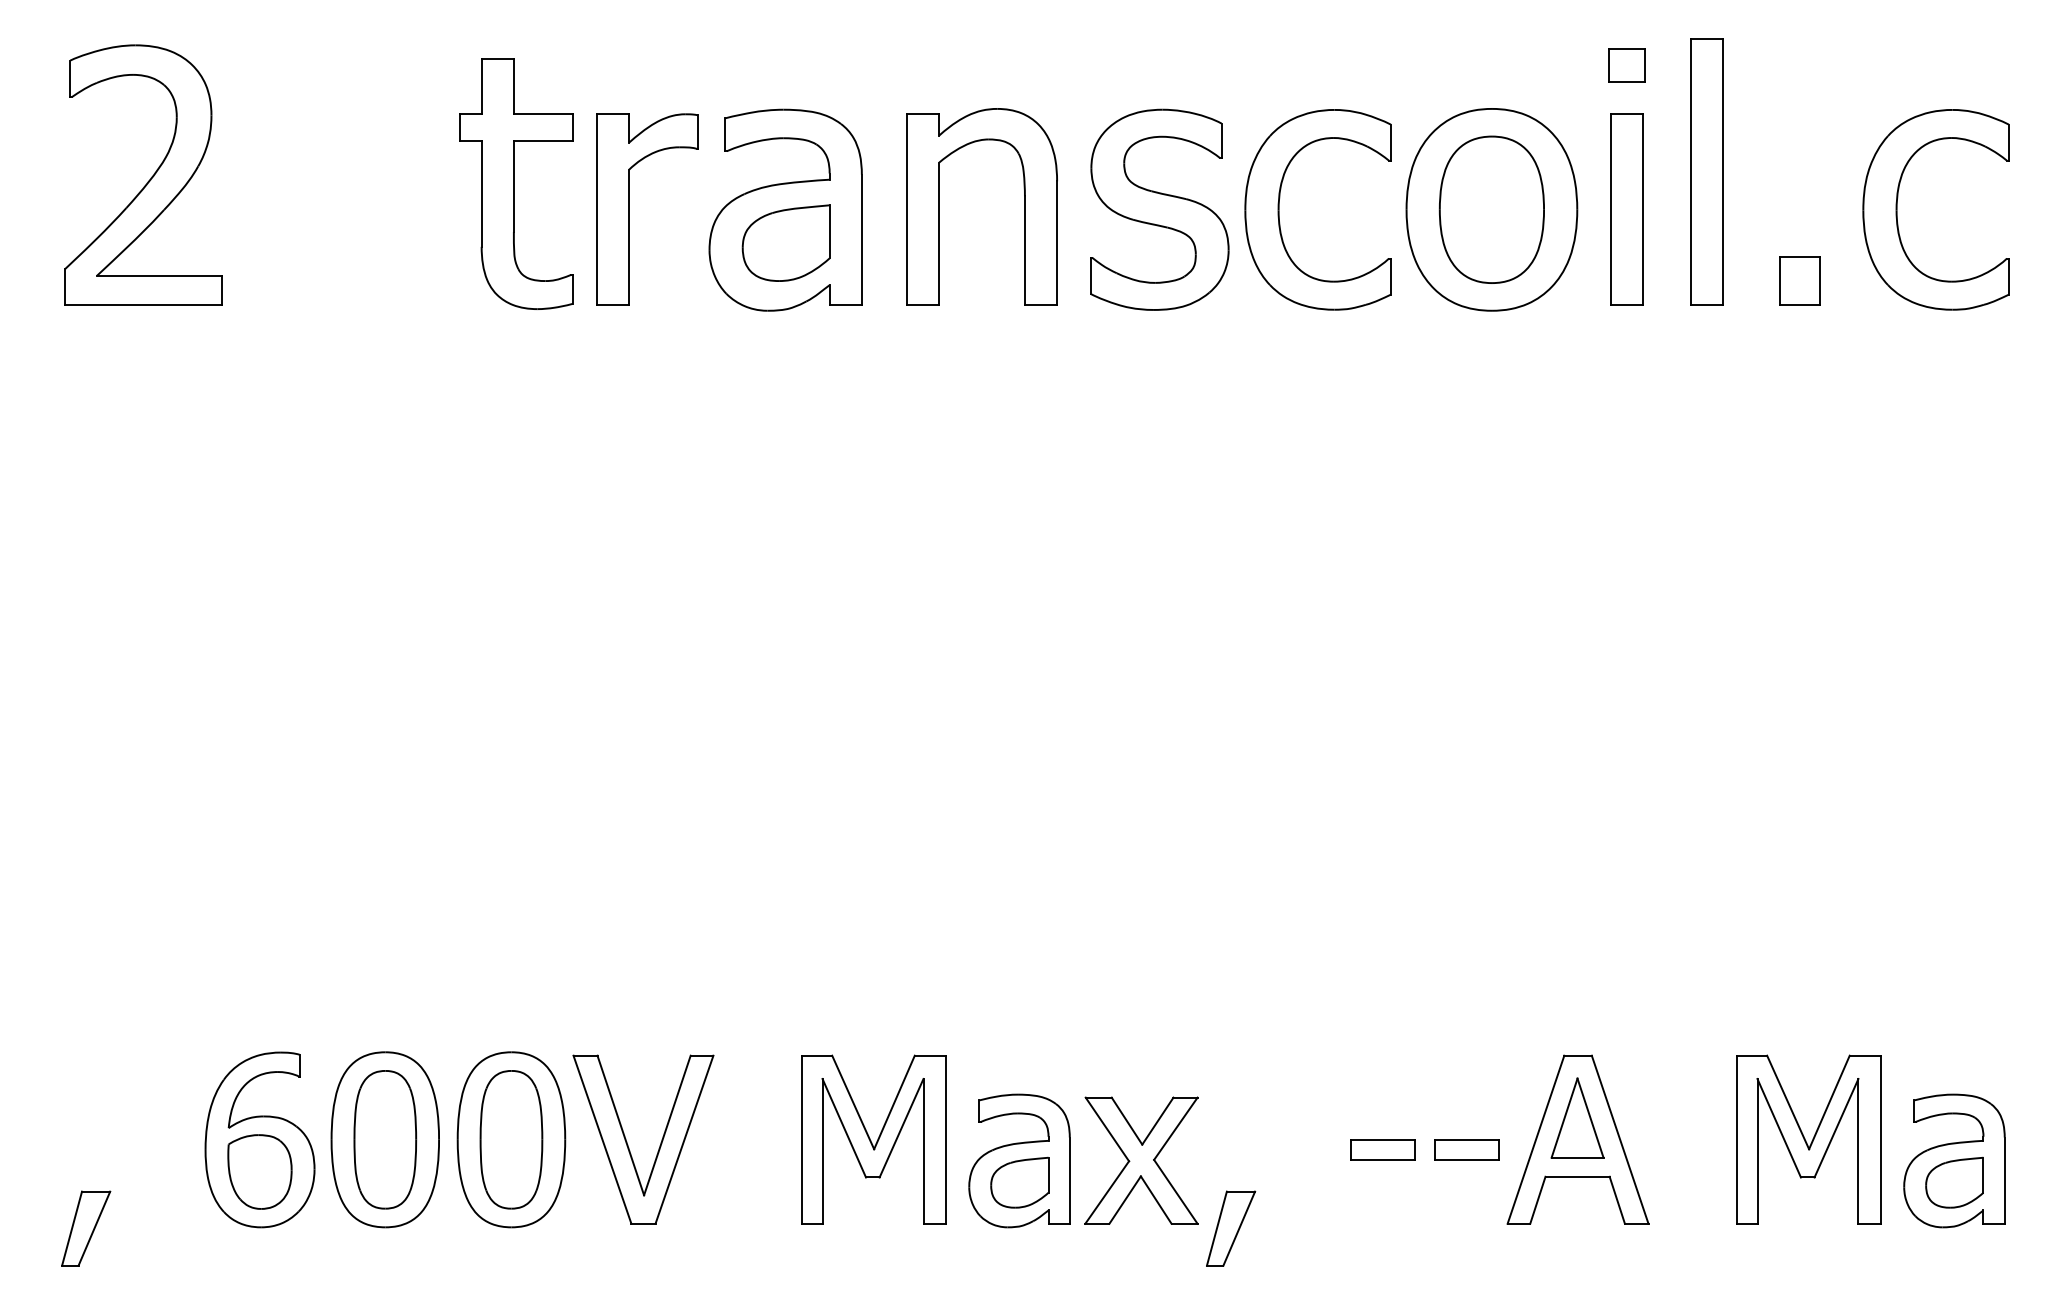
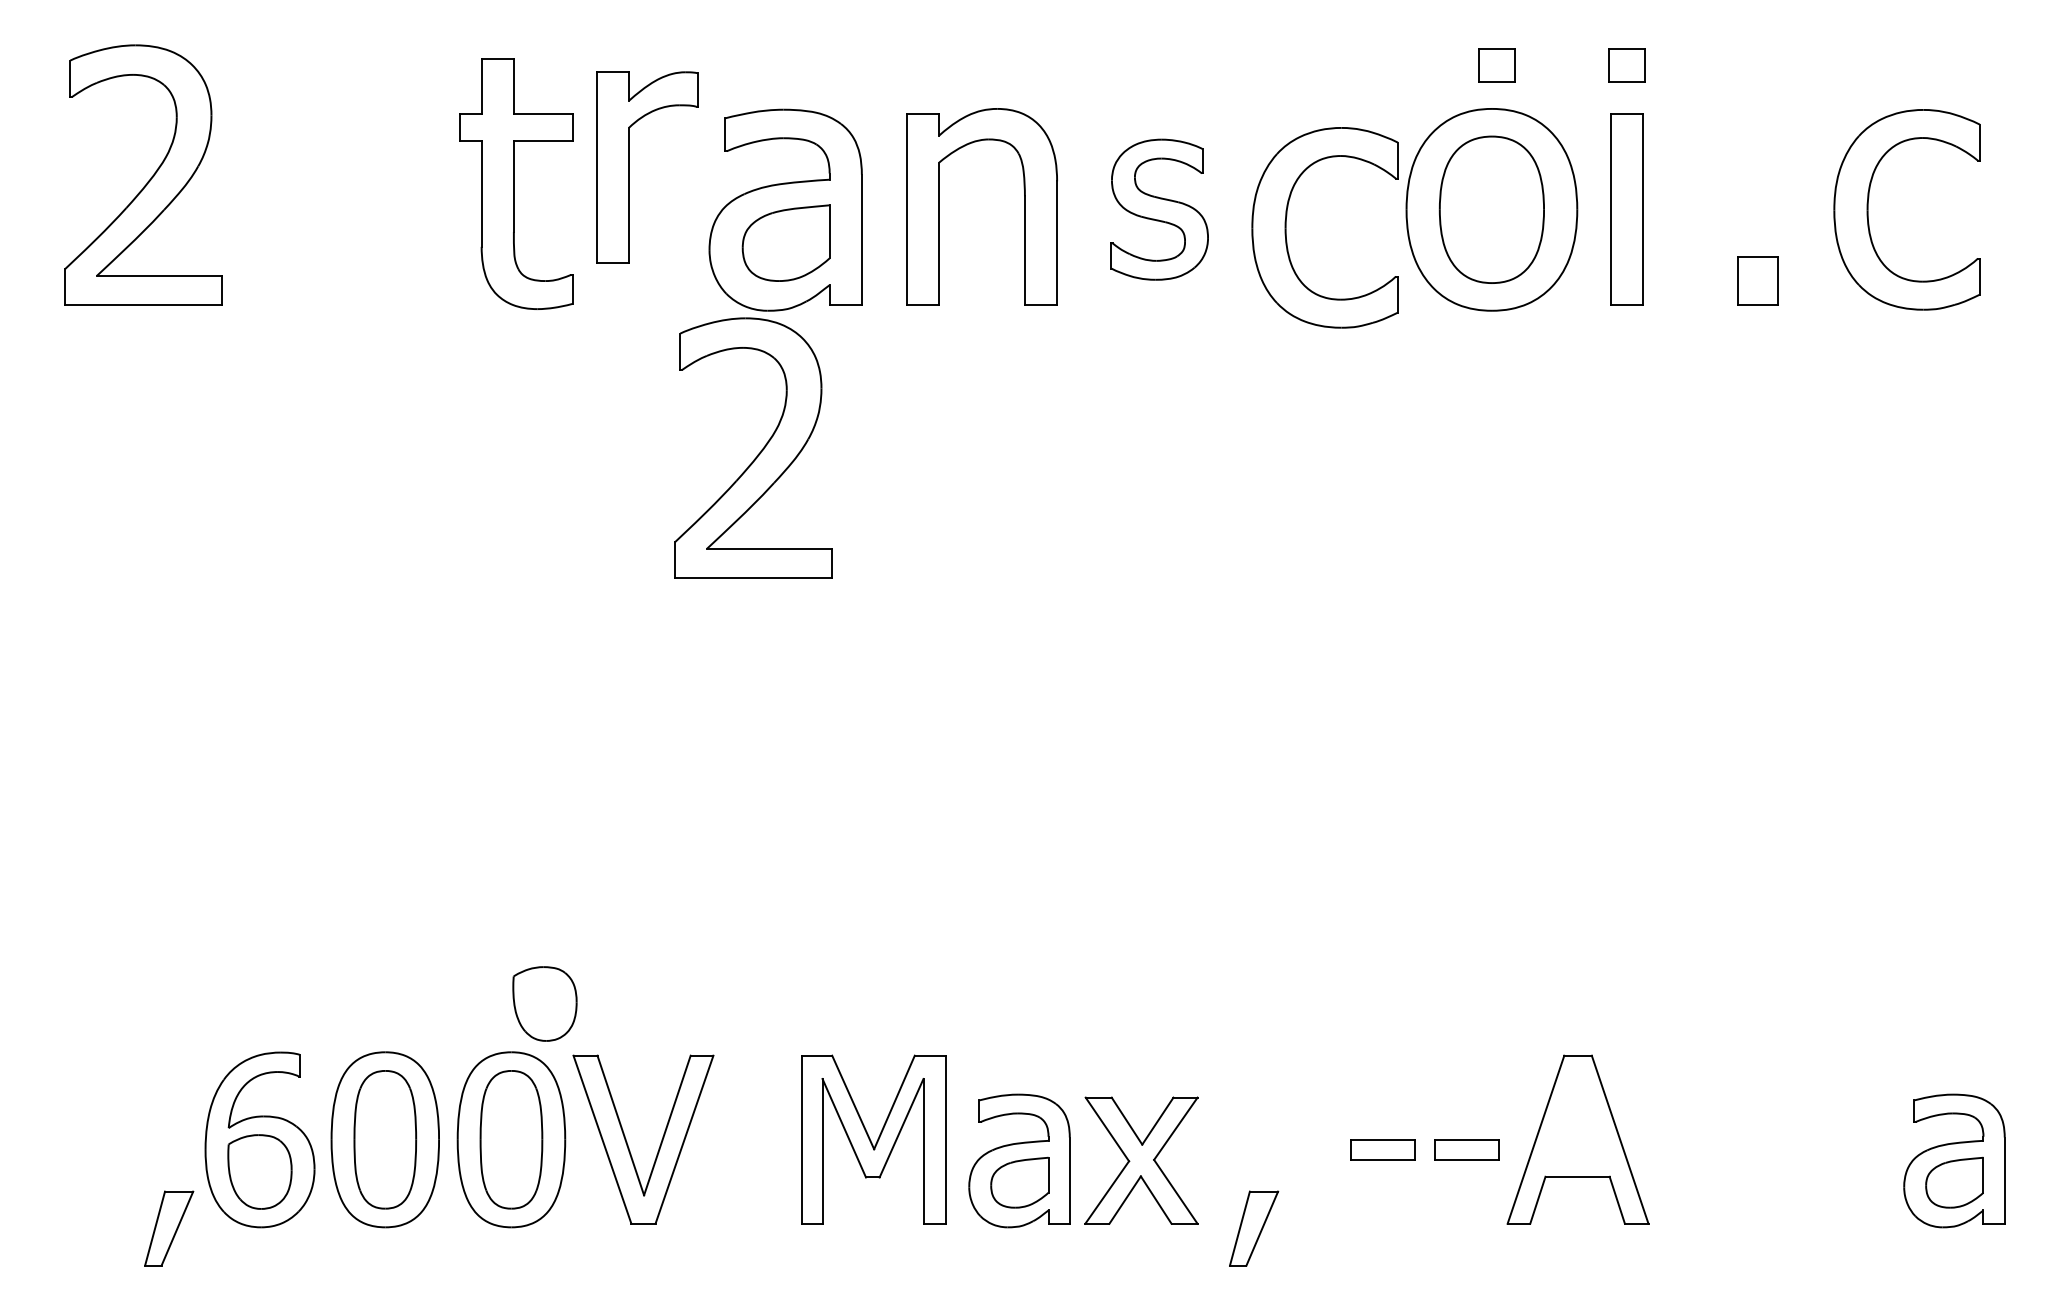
part: none -> present (1496, 65)
part: present -> none (1706, 171)
part position: (629, 209) -> (629, 167) (629, 167)
part size: 140x203 px -> 99x143 px (1159, 209)
part position: (1279, 209) -> (1286, 227) (1286, 227)
part position: (1897, 209) -> (1868, 209) (1868, 209)
part position: (1799, 280) -> (1757, 280) (1757, 280)
part: none -> present (759, 452)
part: none -> present (544, 1003)
part: present -> none (1577, 1117)
part: present -> none (1808, 1139)
part position: (86, 1228) -> (169, 1228) (169, 1228)
part position: (1231, 1228) -> (1254, 1228) (1254, 1228)
